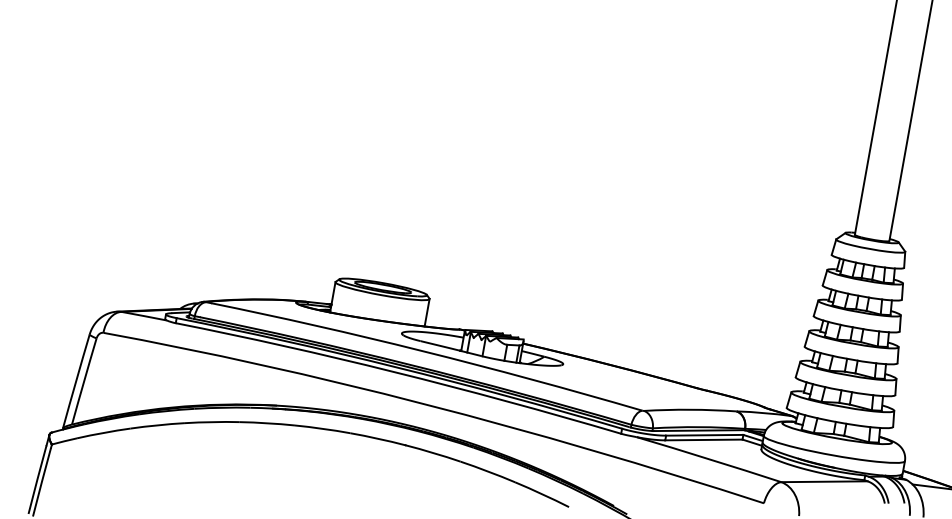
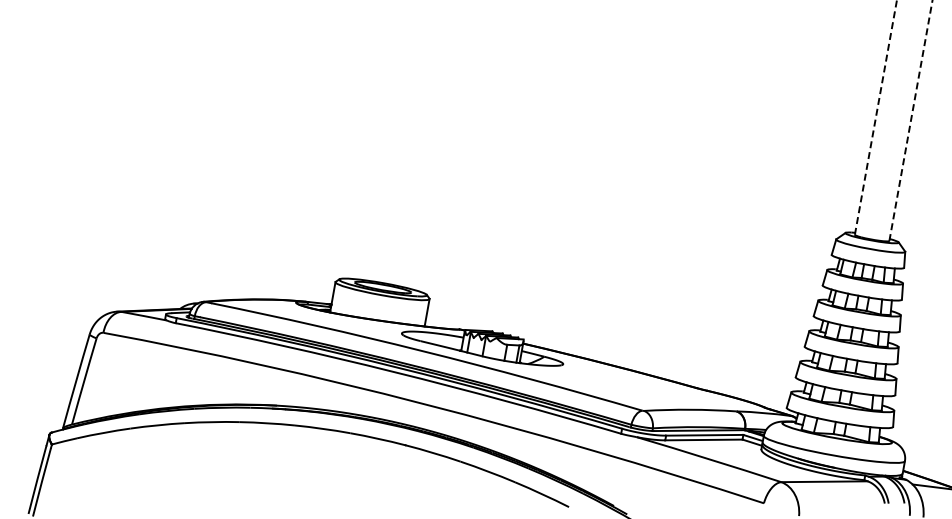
line: solid -> dashed (875, 117)
line: solid -> dashed (911, 120)
